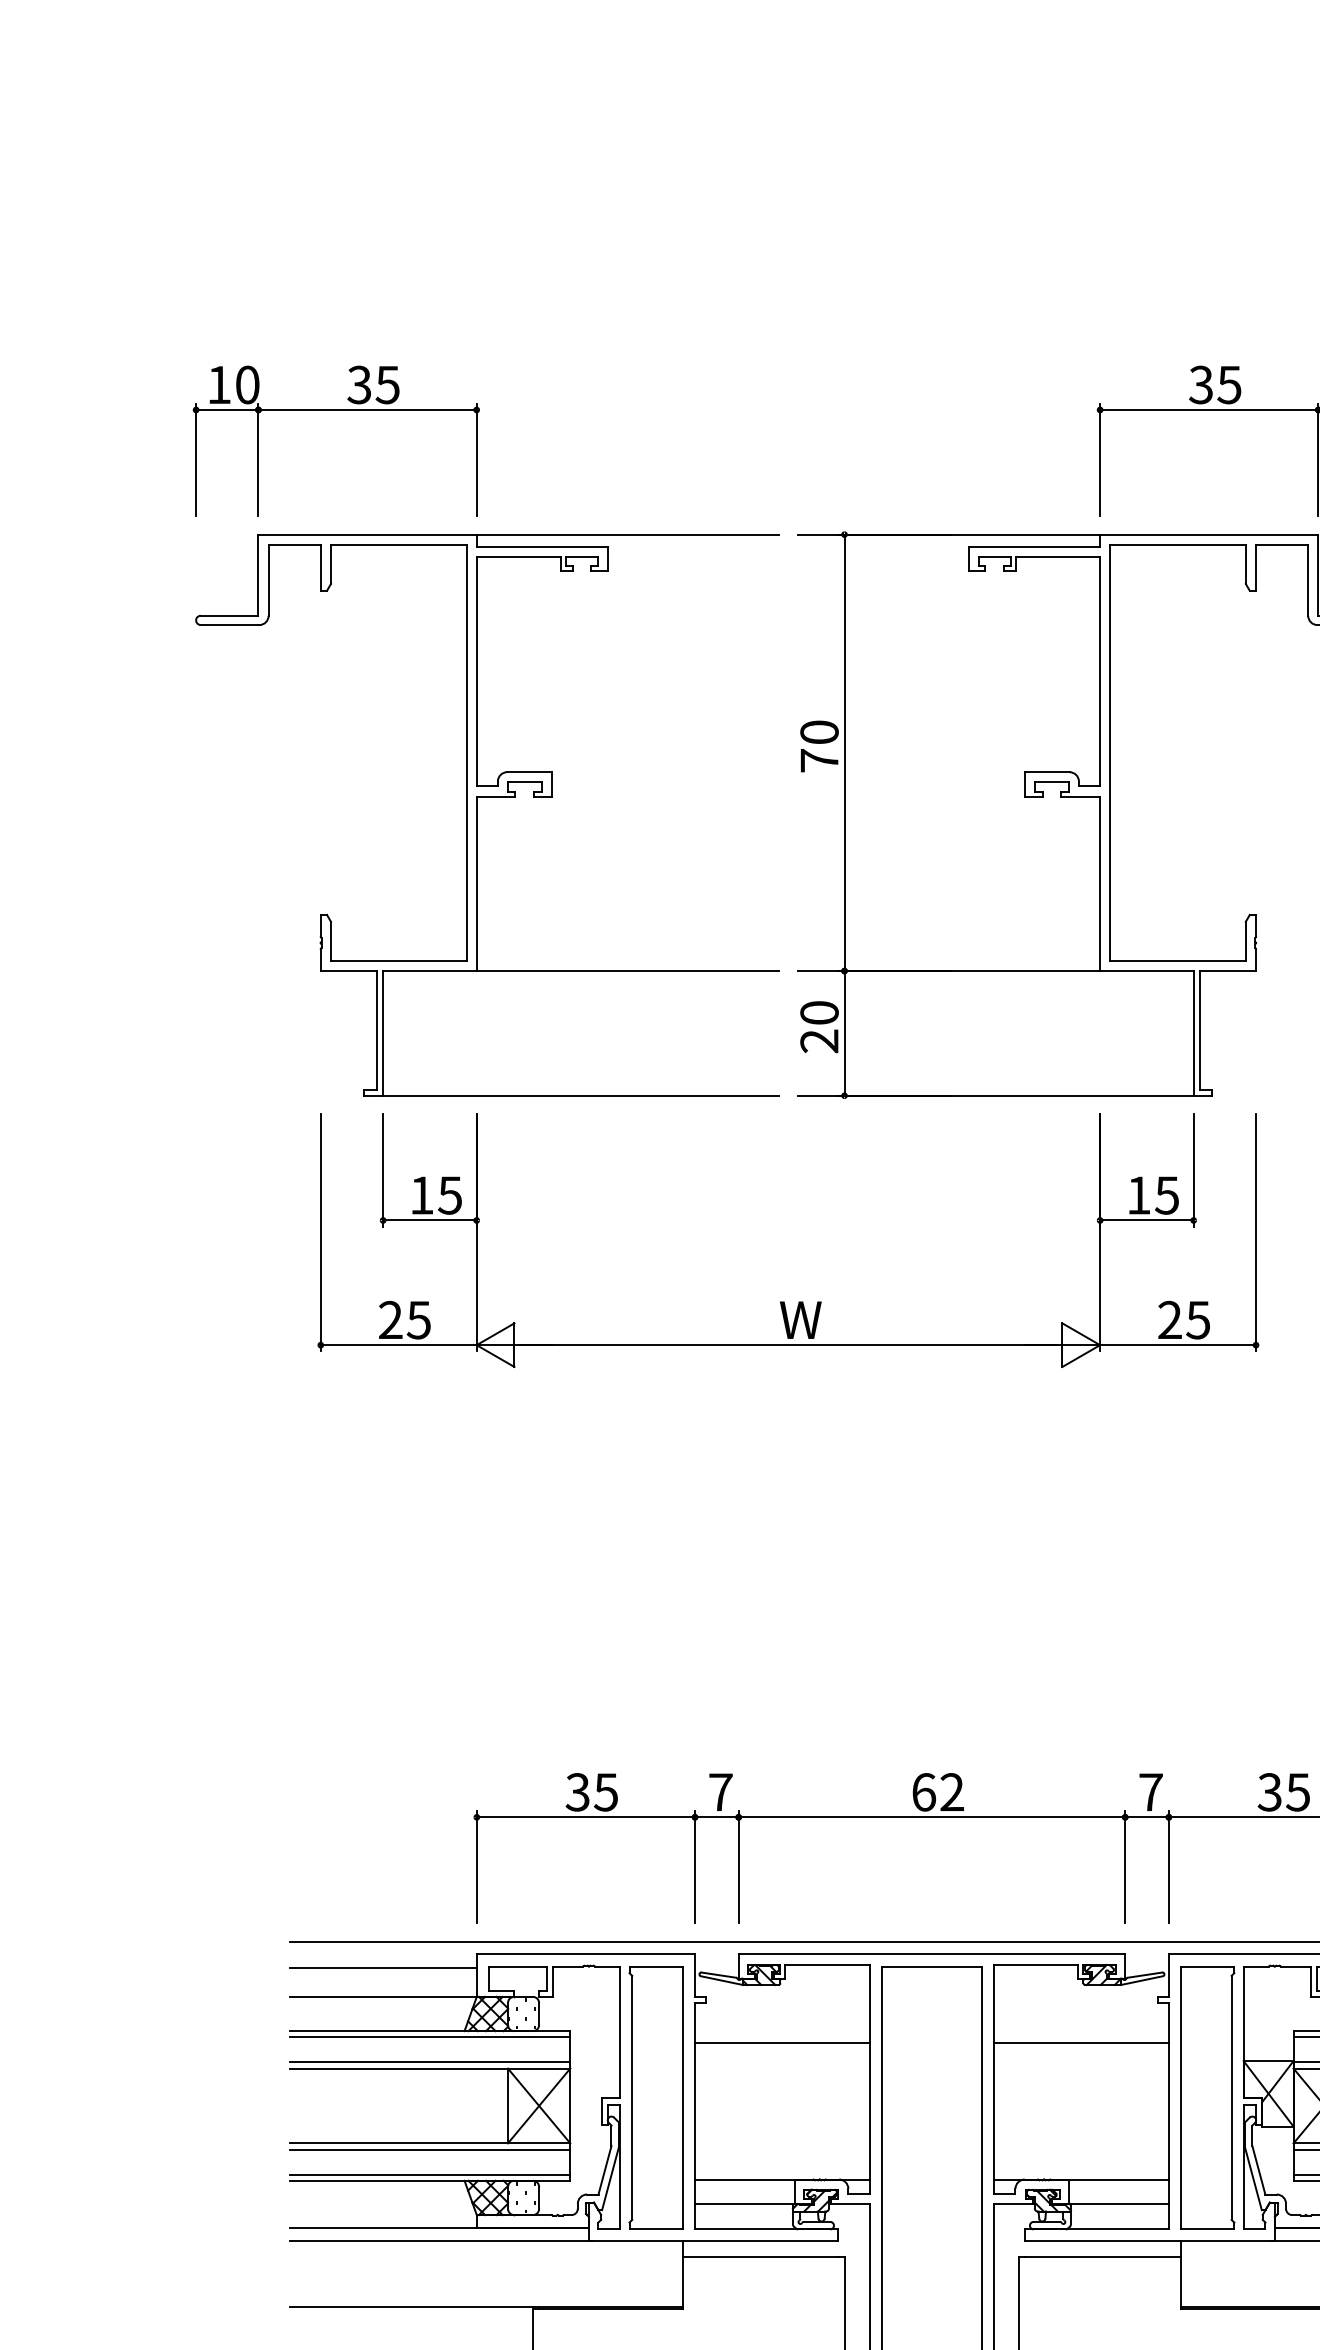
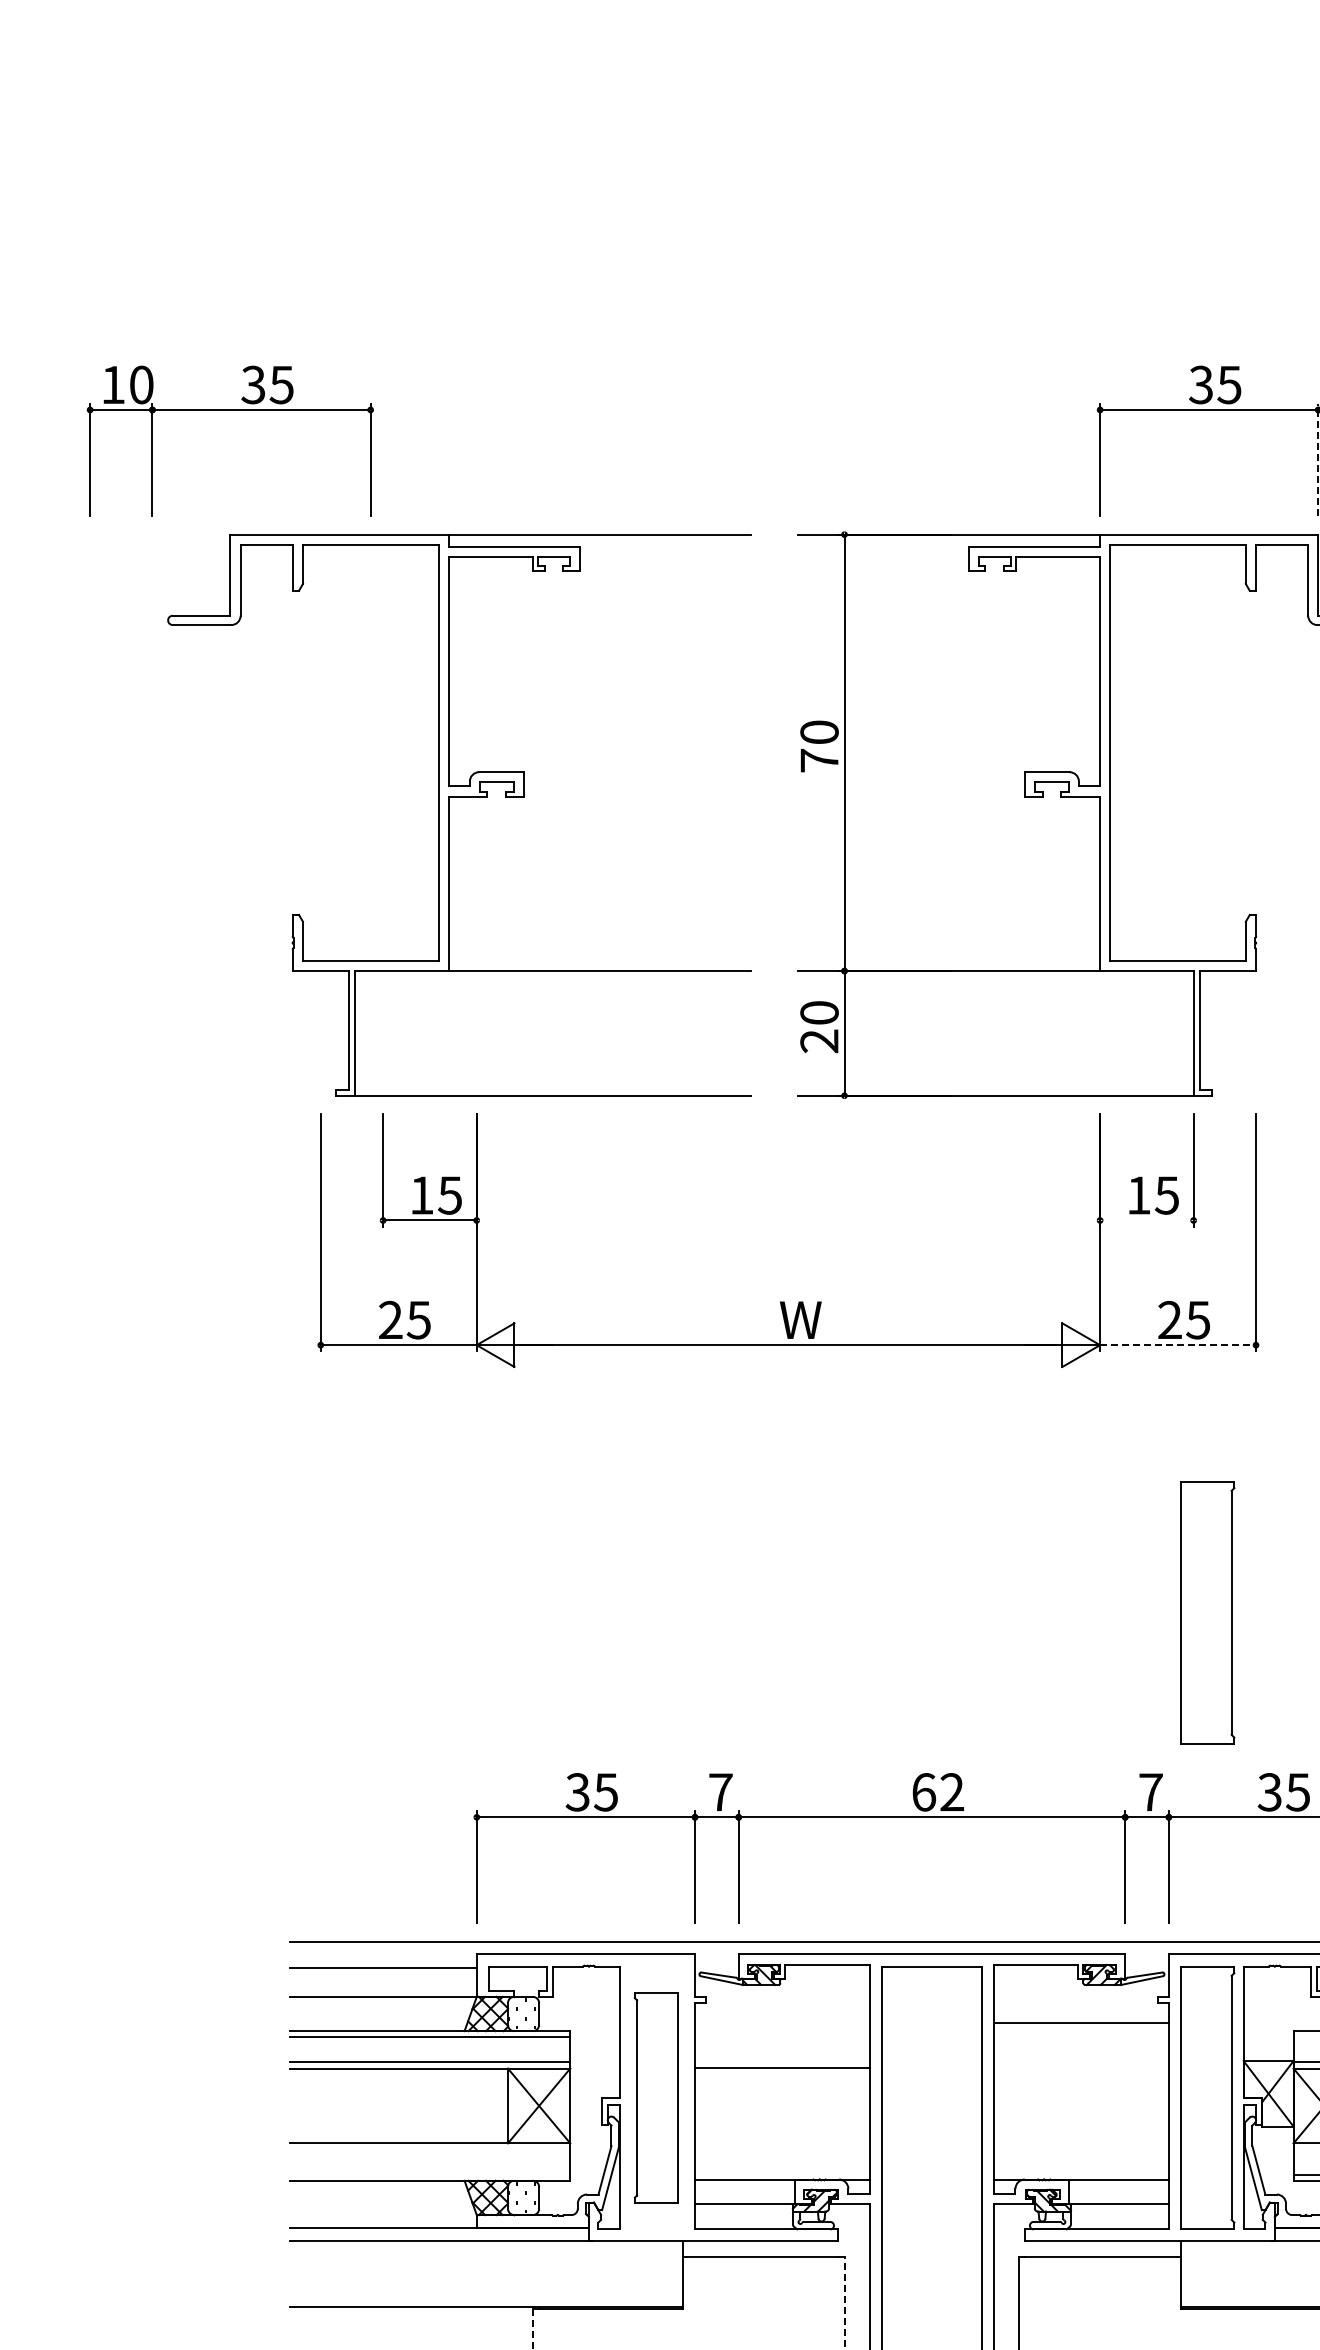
part position: (335, 410) -> (229, 410) (229, 410)
line: solid -> dashed (1318, 459)
part position: (477, 815) -> (449, 815) (449, 815)
line: present -> none (1146, 1220)
line: solid -> dashed (1178, 1345)
part: none -> present (1207, 1612)
line: present -> none (1304, 2037)
line position: (782, 2043) -> (782, 2068) (782, 2068)
line position: (1081, 2043) -> (1081, 2023) (1081, 2023)
part size: 56x264 px -> 46x212 px (655, 2097)
line: present -> none (429, 2149)
line: present -> none (1304, 2149)
line: present -> none (429, 2174)
line: solid -> dashed (844, 2303)
line: solid -> dashed (532, 2329)
